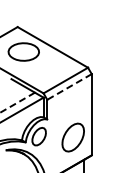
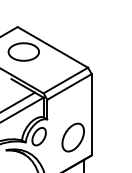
line: dashed -> solid (69, 86)
line: dashed -> solid (17, 102)
